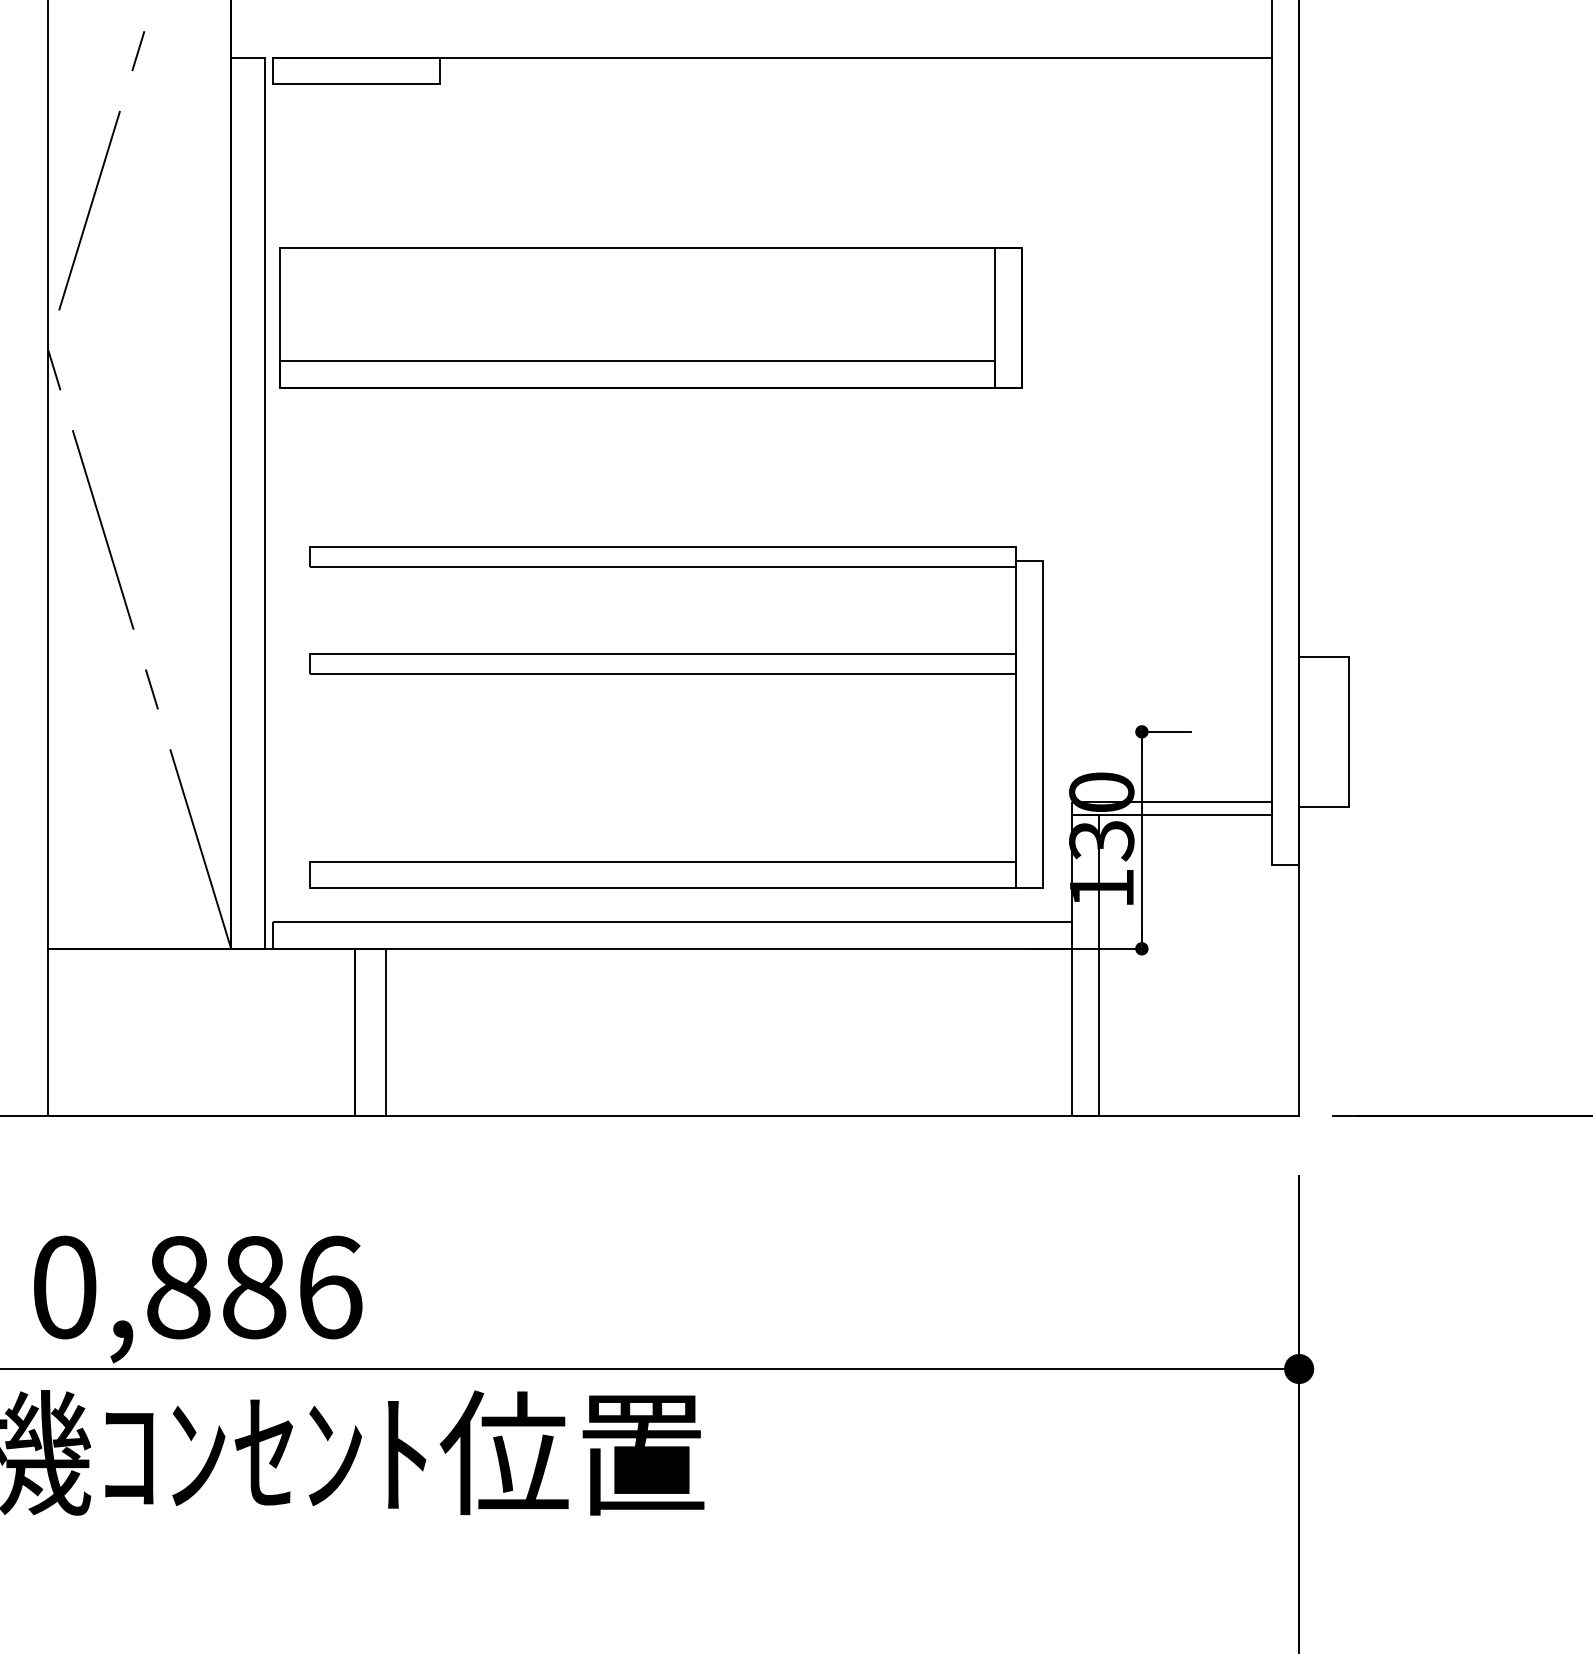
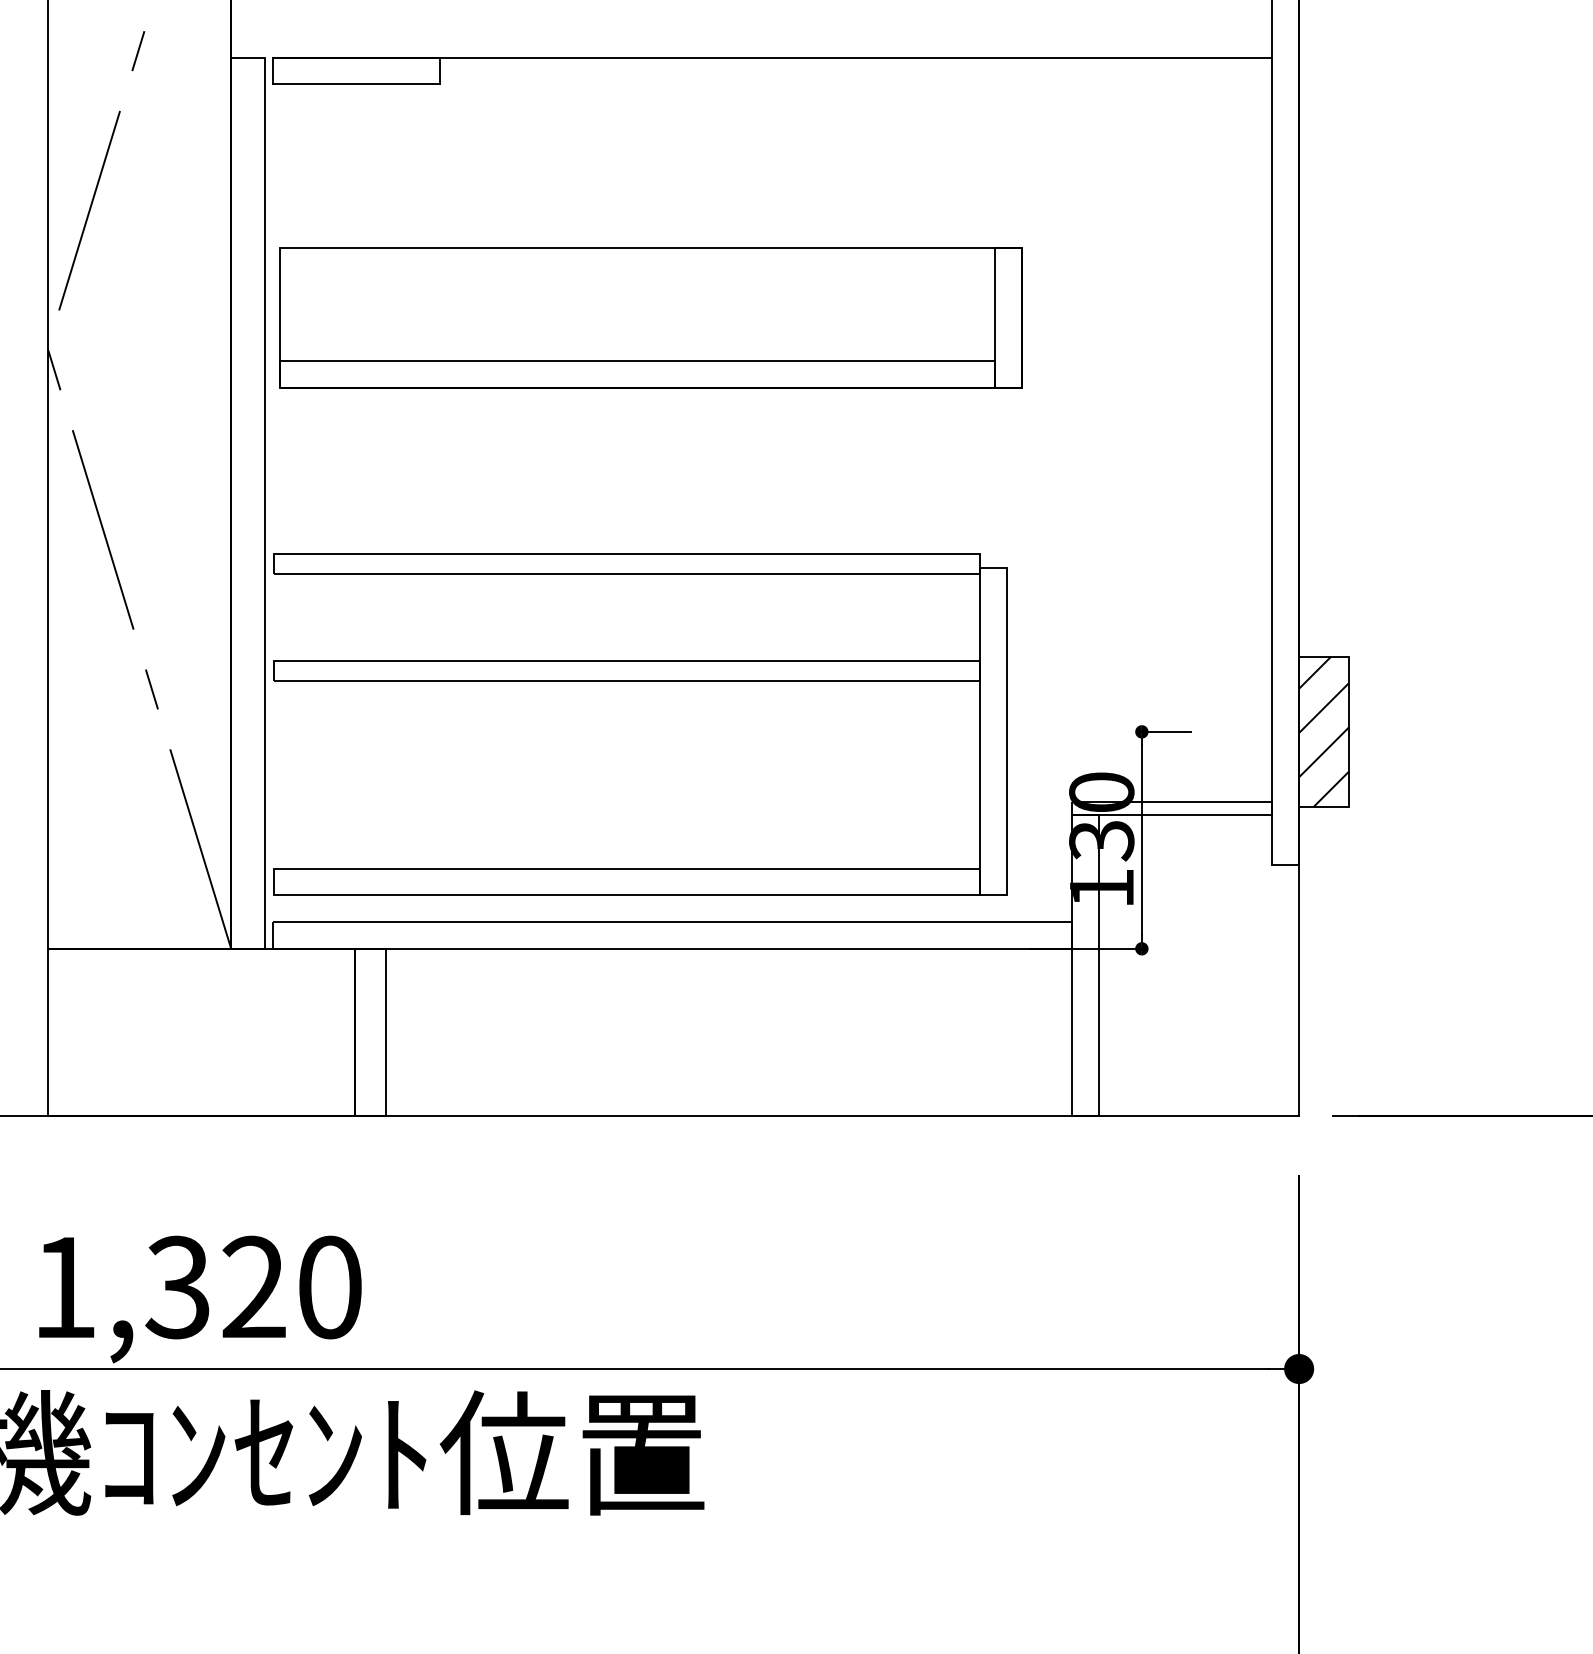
part position: (676, 674) -> (640, 681) (640, 681)
hatch: none -> present (1324, 731)
text: 0,886 -> 1,320 (198, 1287)
